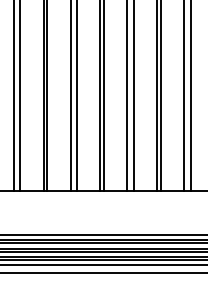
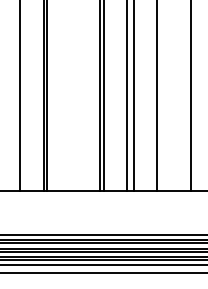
line: present -> none (13, 96)
line: present -> none (70, 96)
line: present -> none (77, 96)
line: present -> none (160, 96)
line: present -> none (184, 96)
